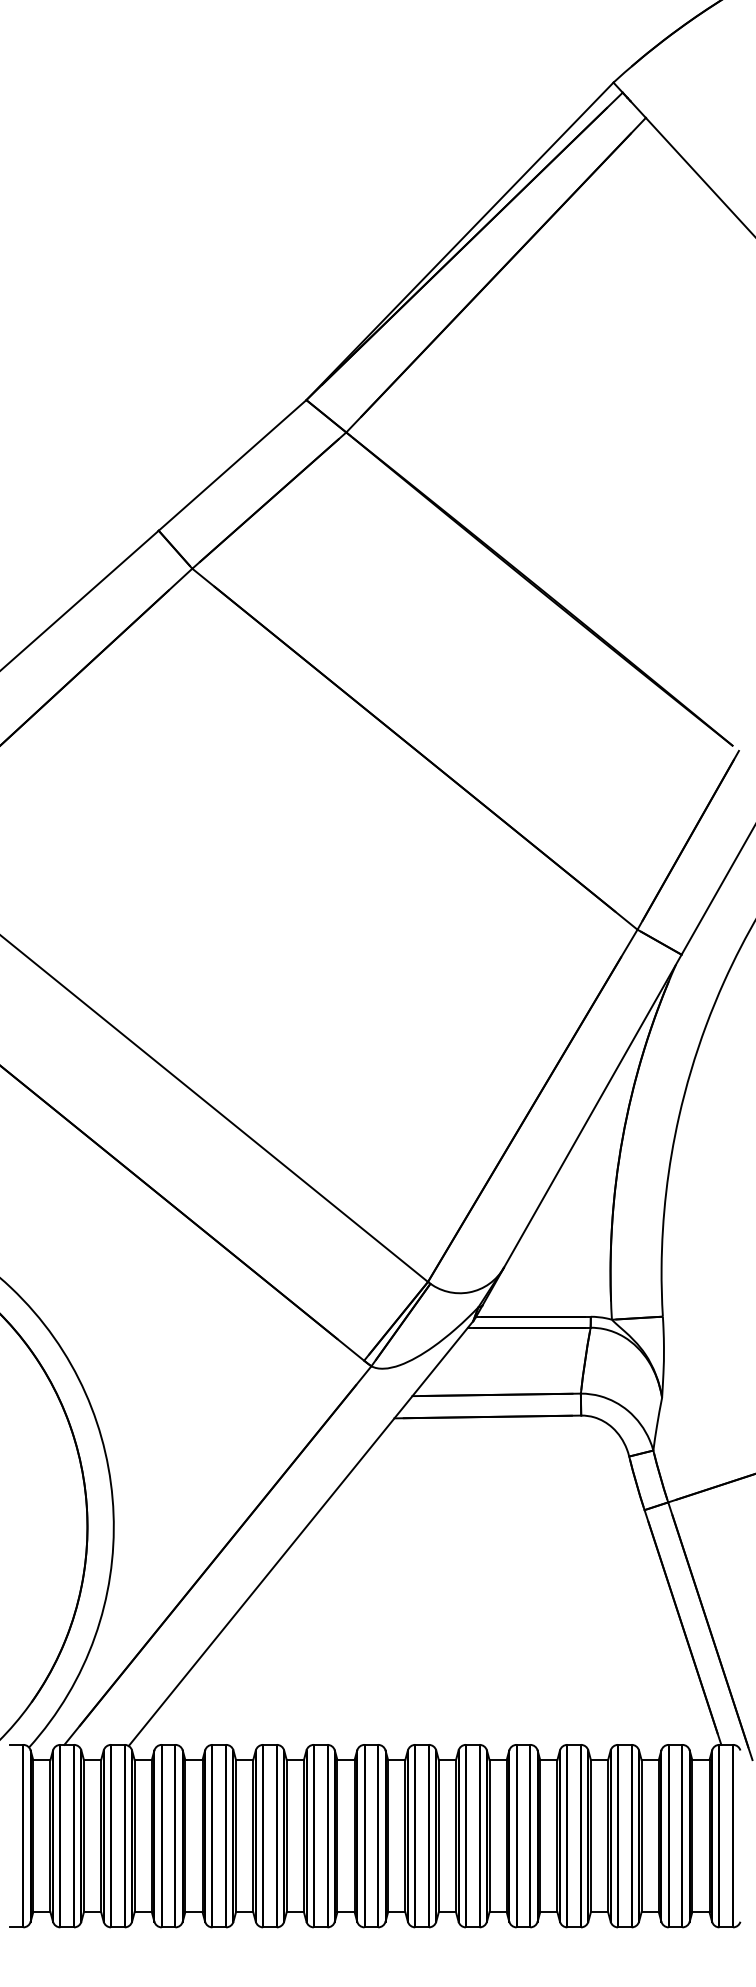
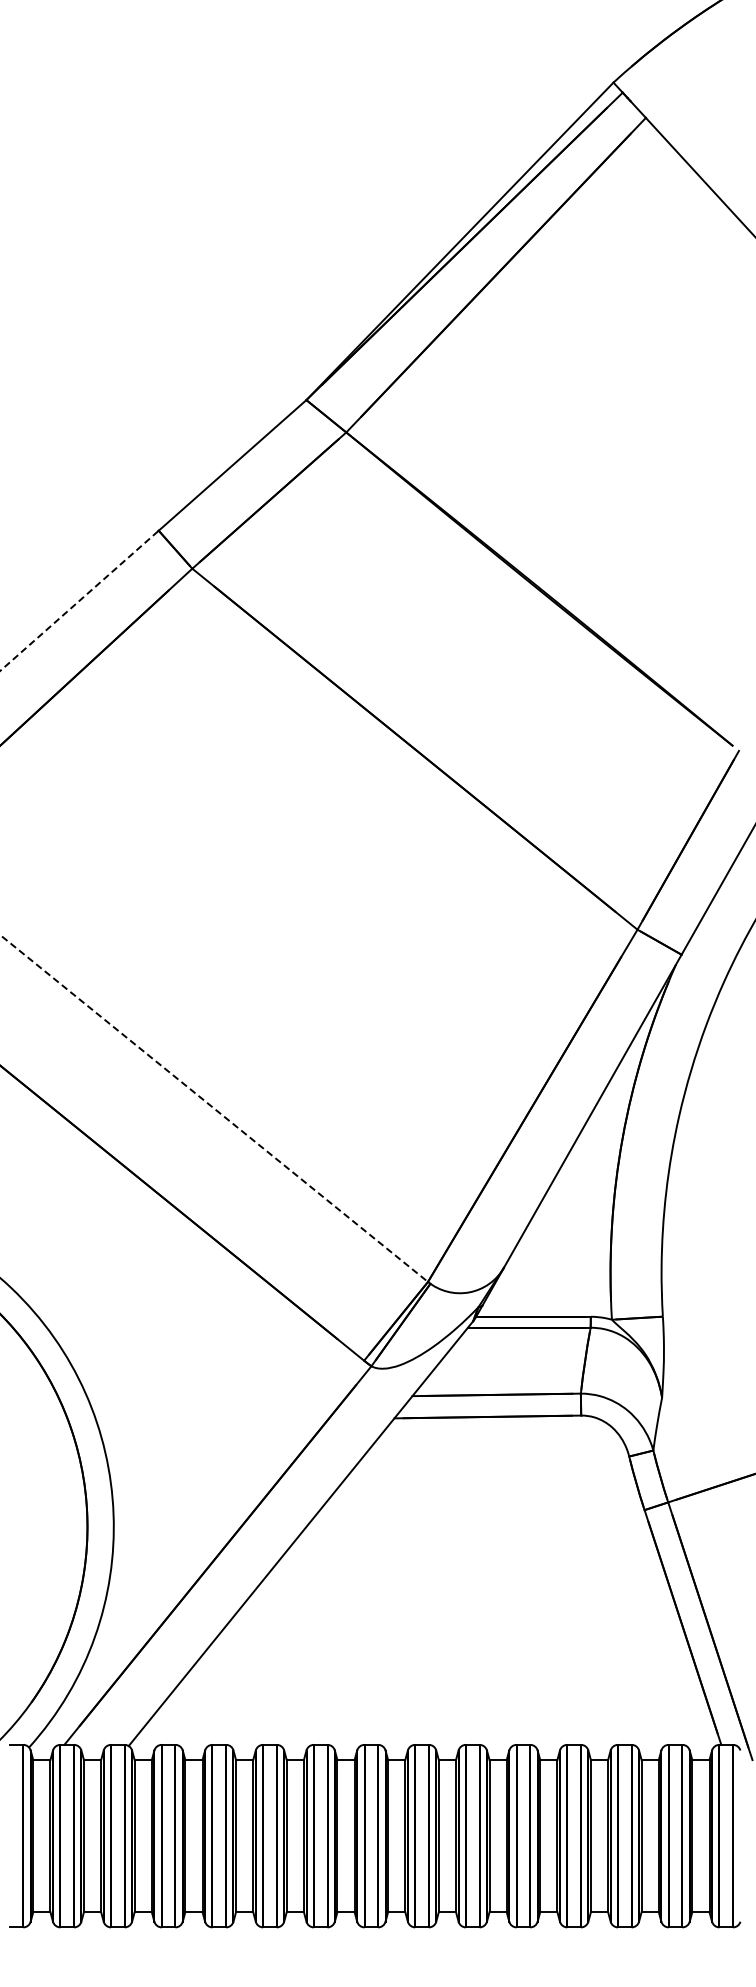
line: solid -> dashed (79, 600)
line: solid -> dashed (214, 1108)
